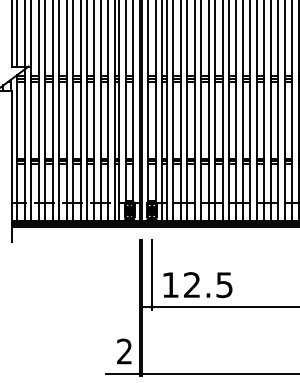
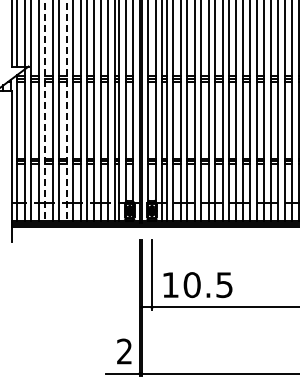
line: solid -> dashed (45, 110)
line: solid -> dashed (66, 110)
text: 12.5 -> 10.5 (191, 285)
